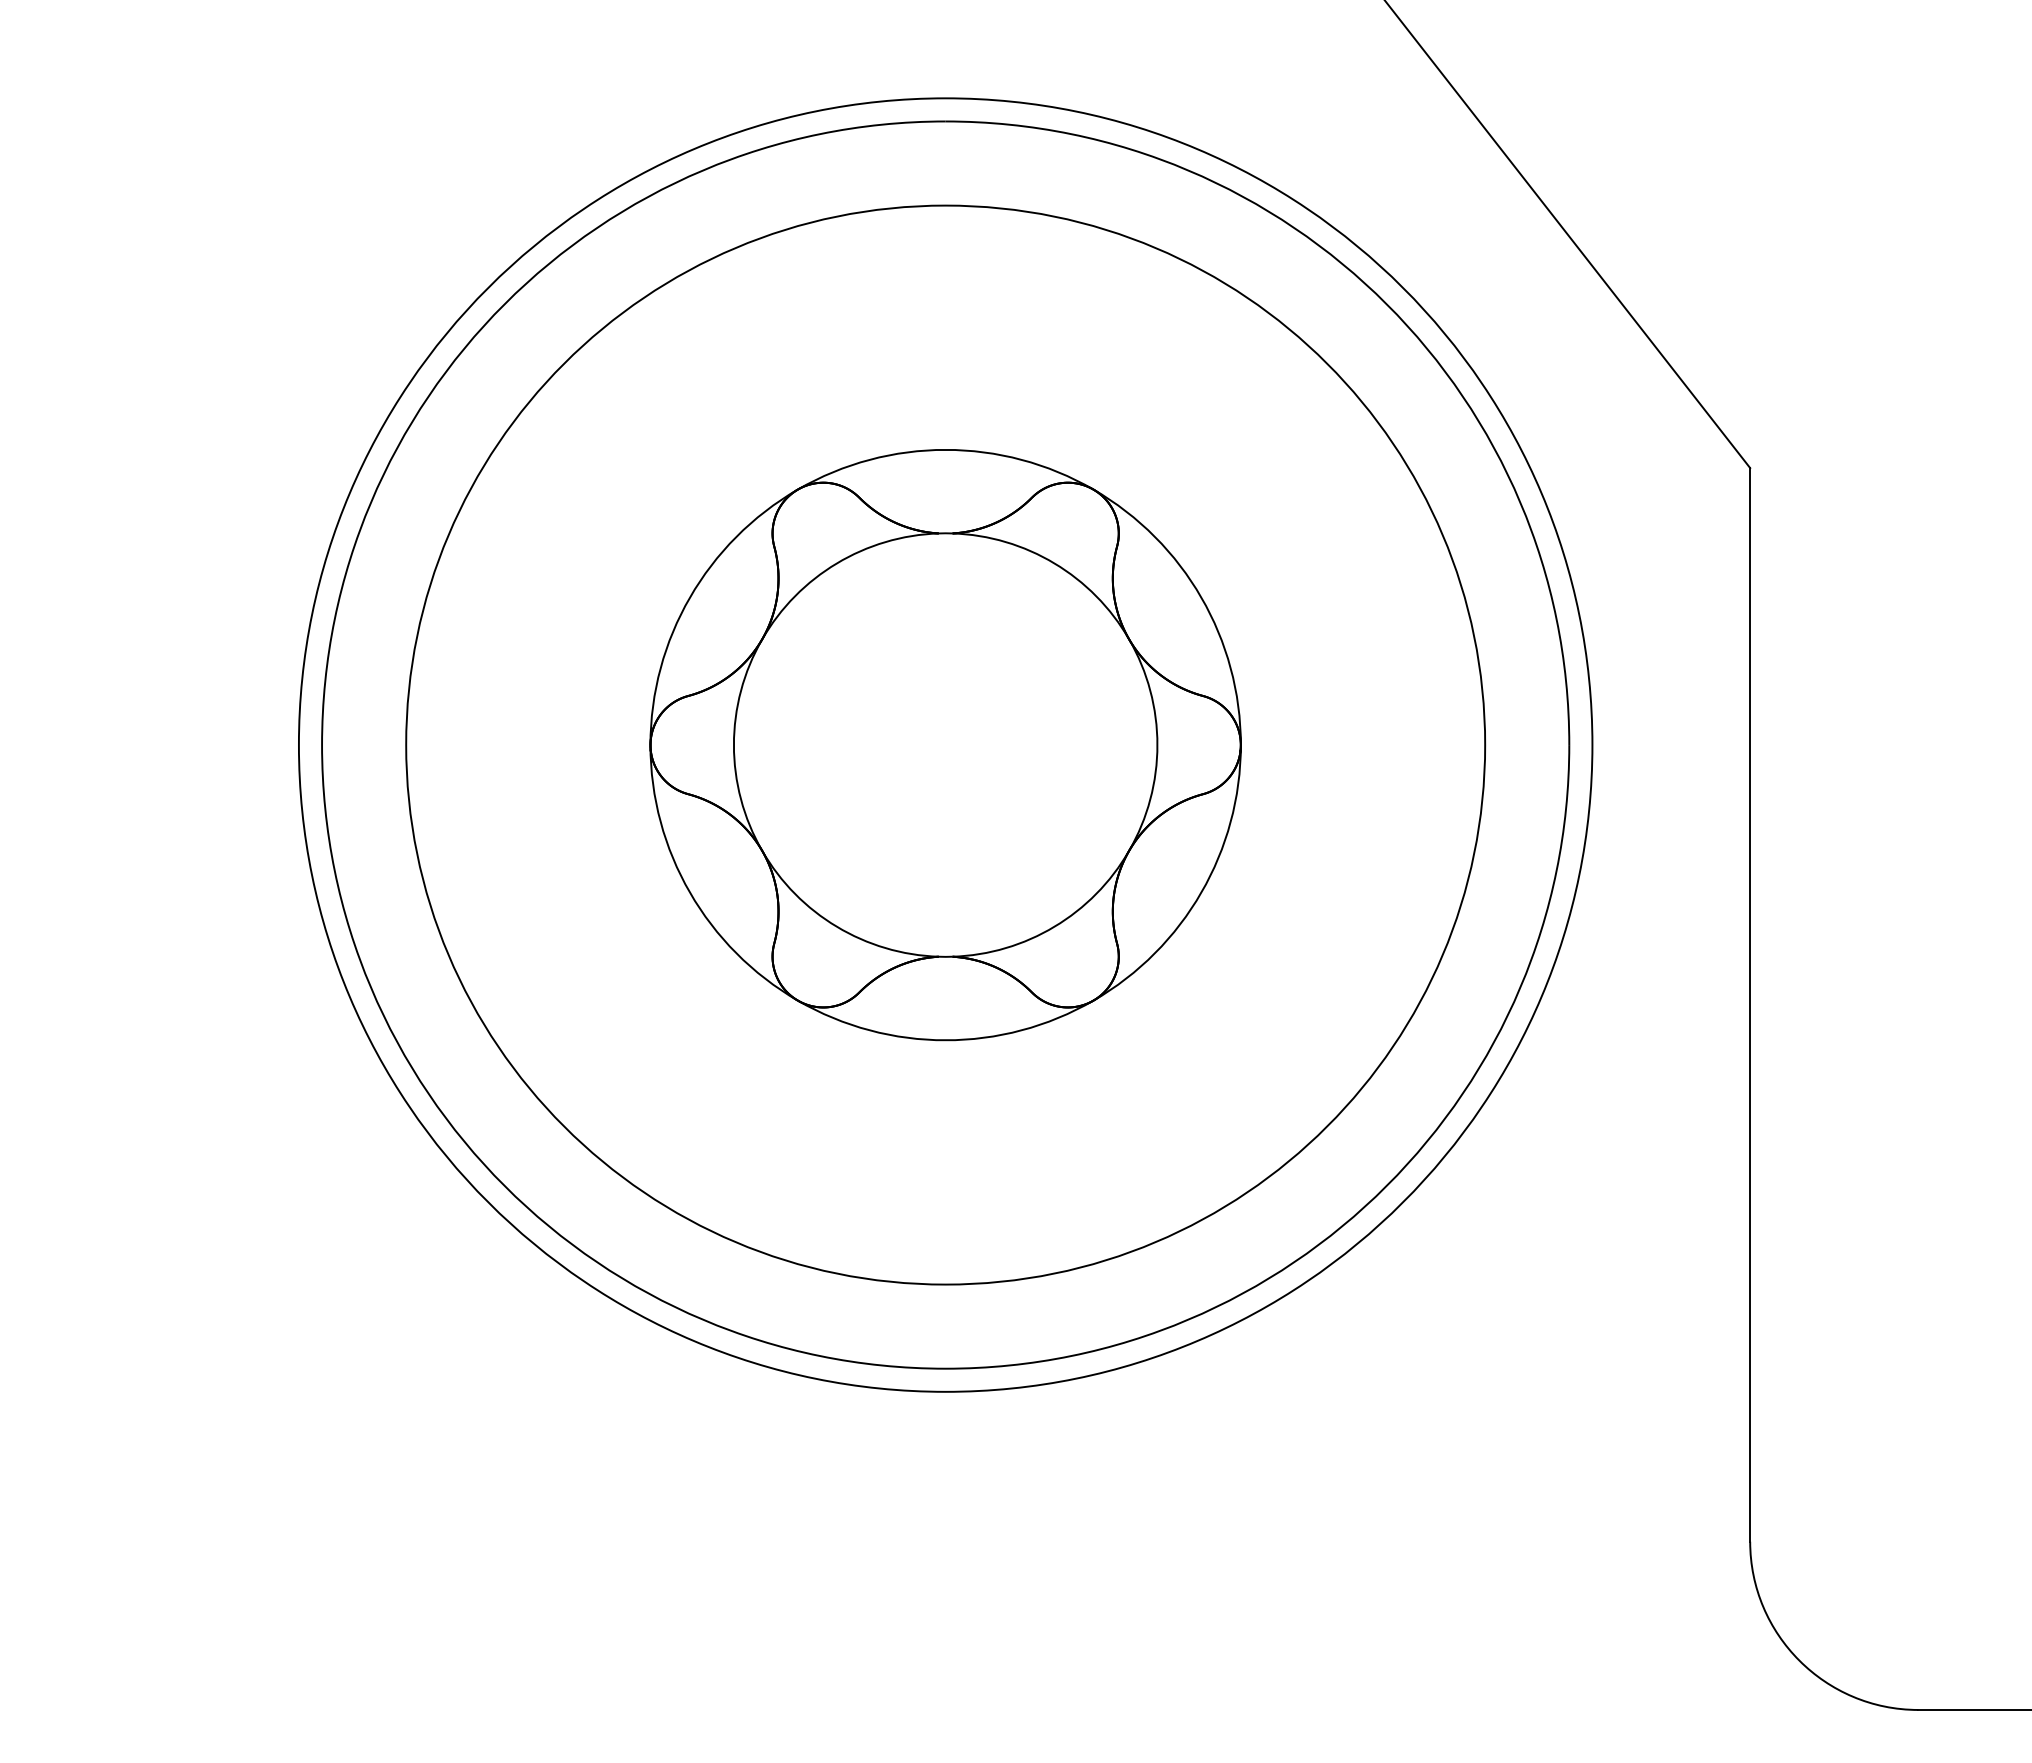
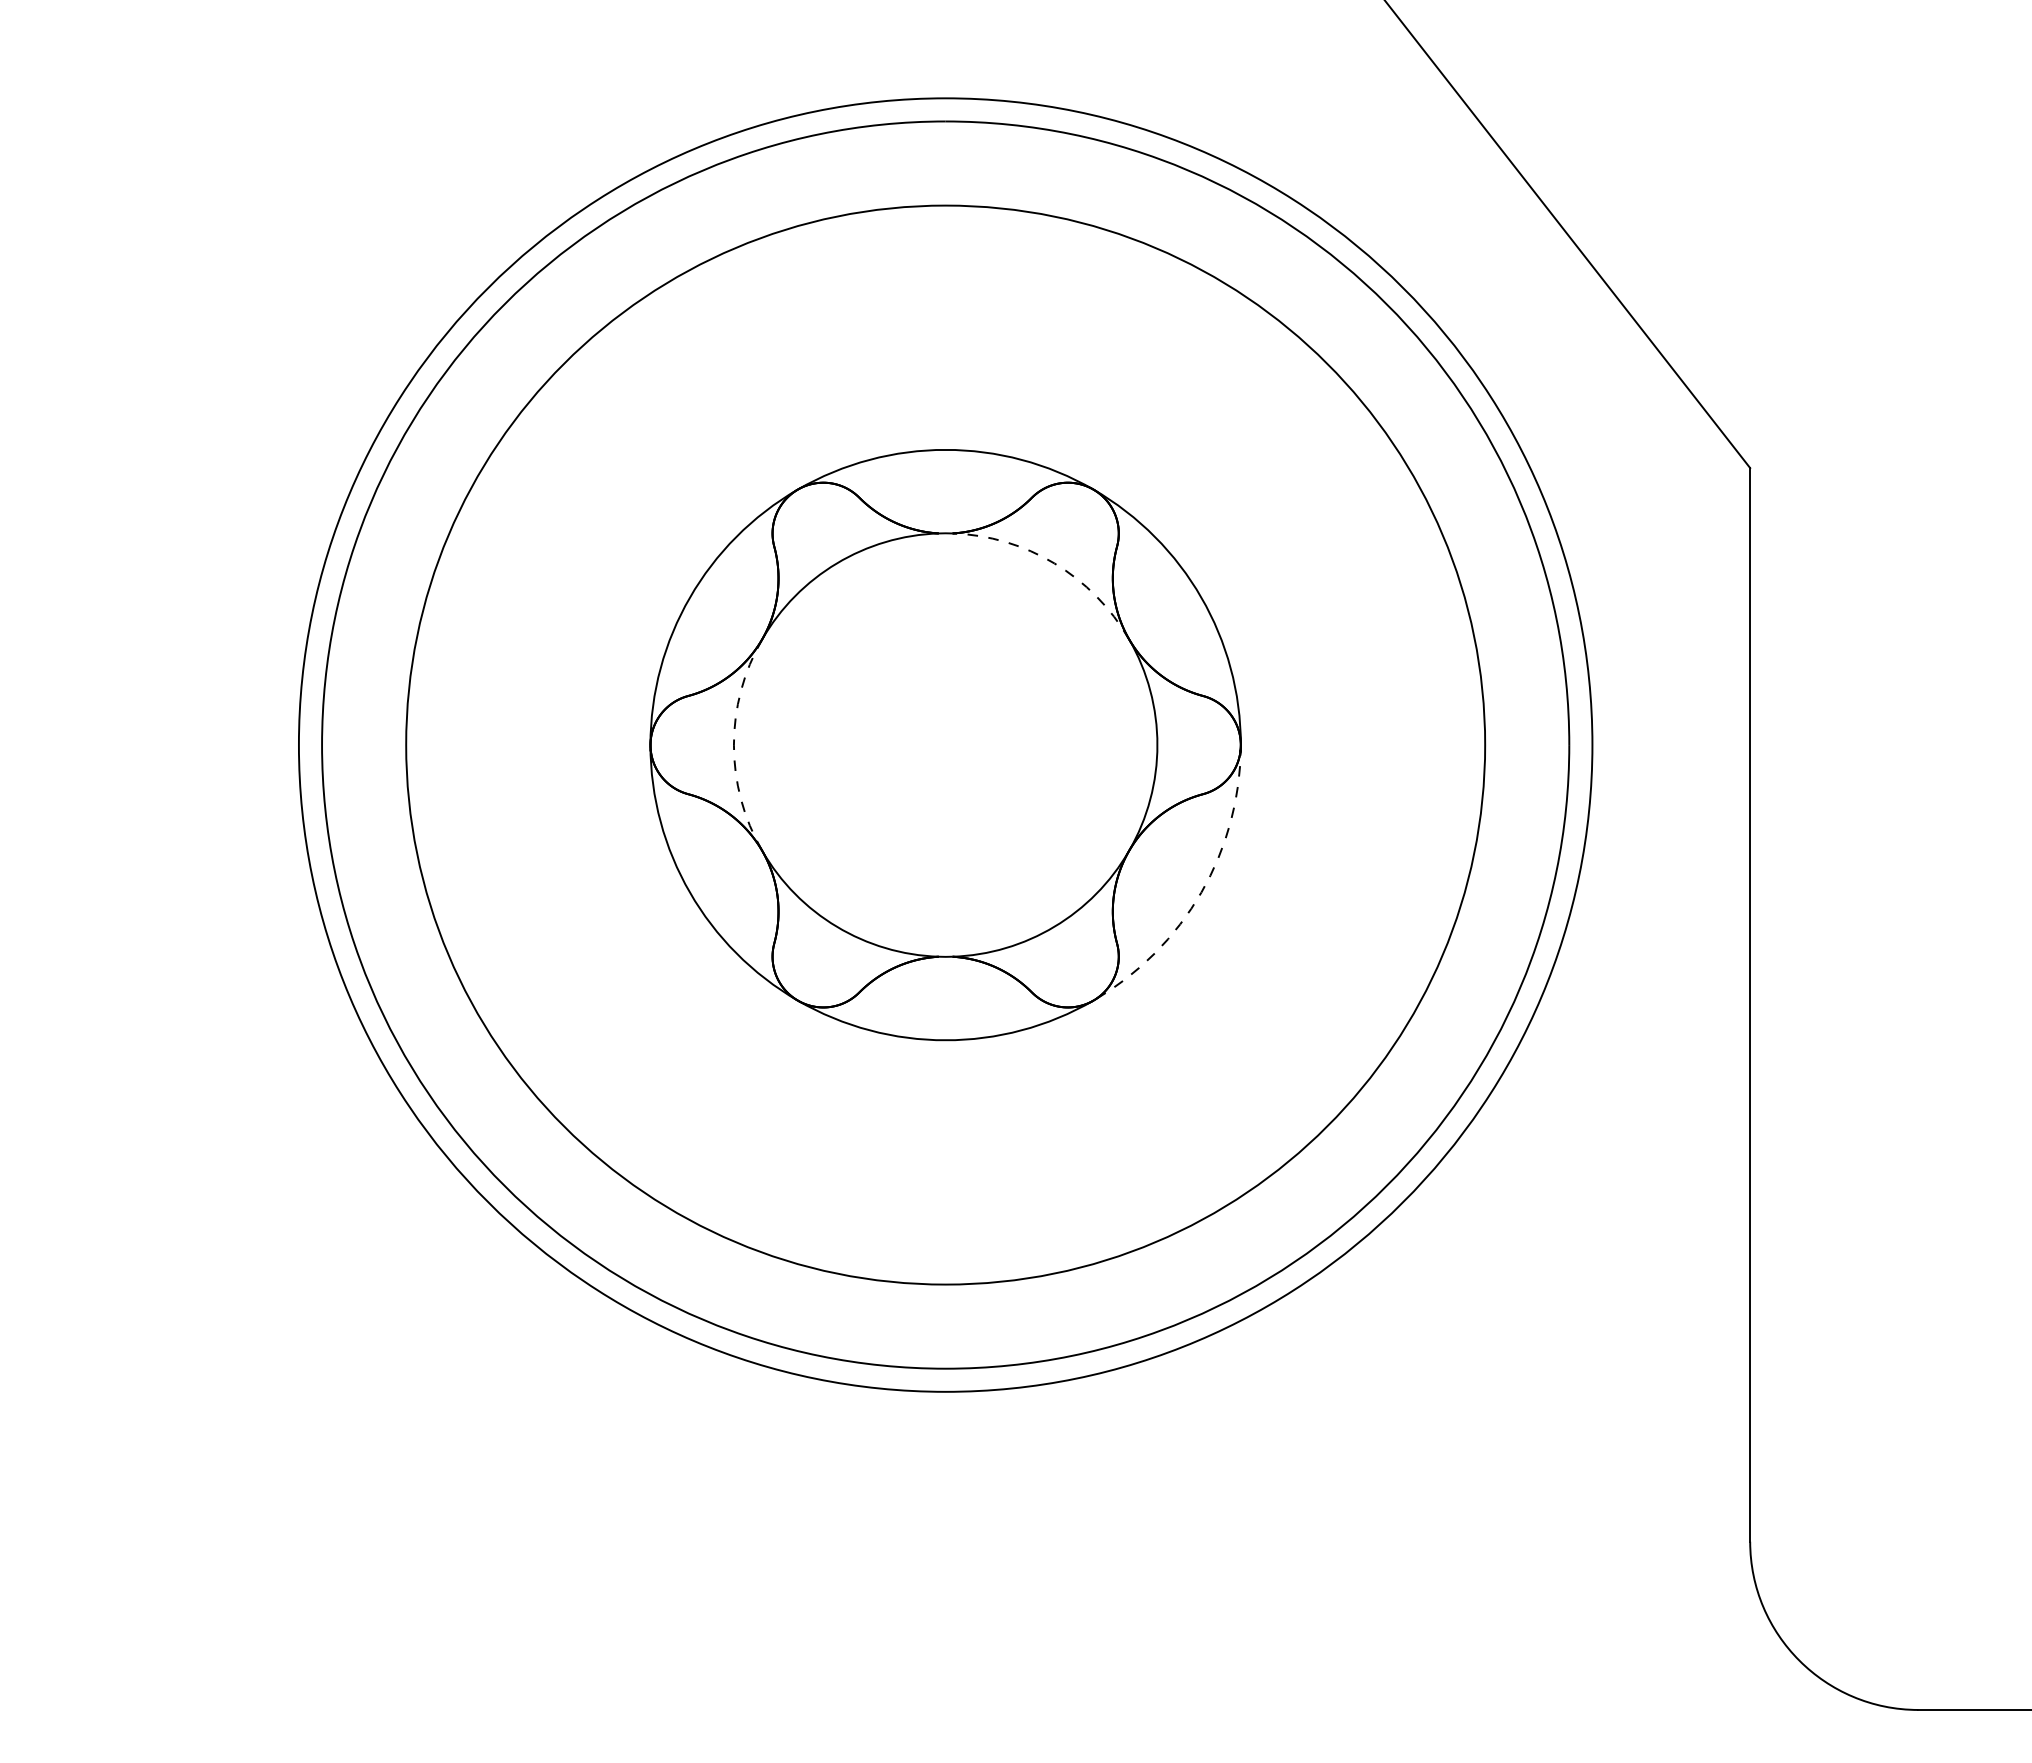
arc: solid -> dashed (1054, 563)
arc: solid -> dashed (733, 745)
arc: solid -> dashed (1201, 892)
